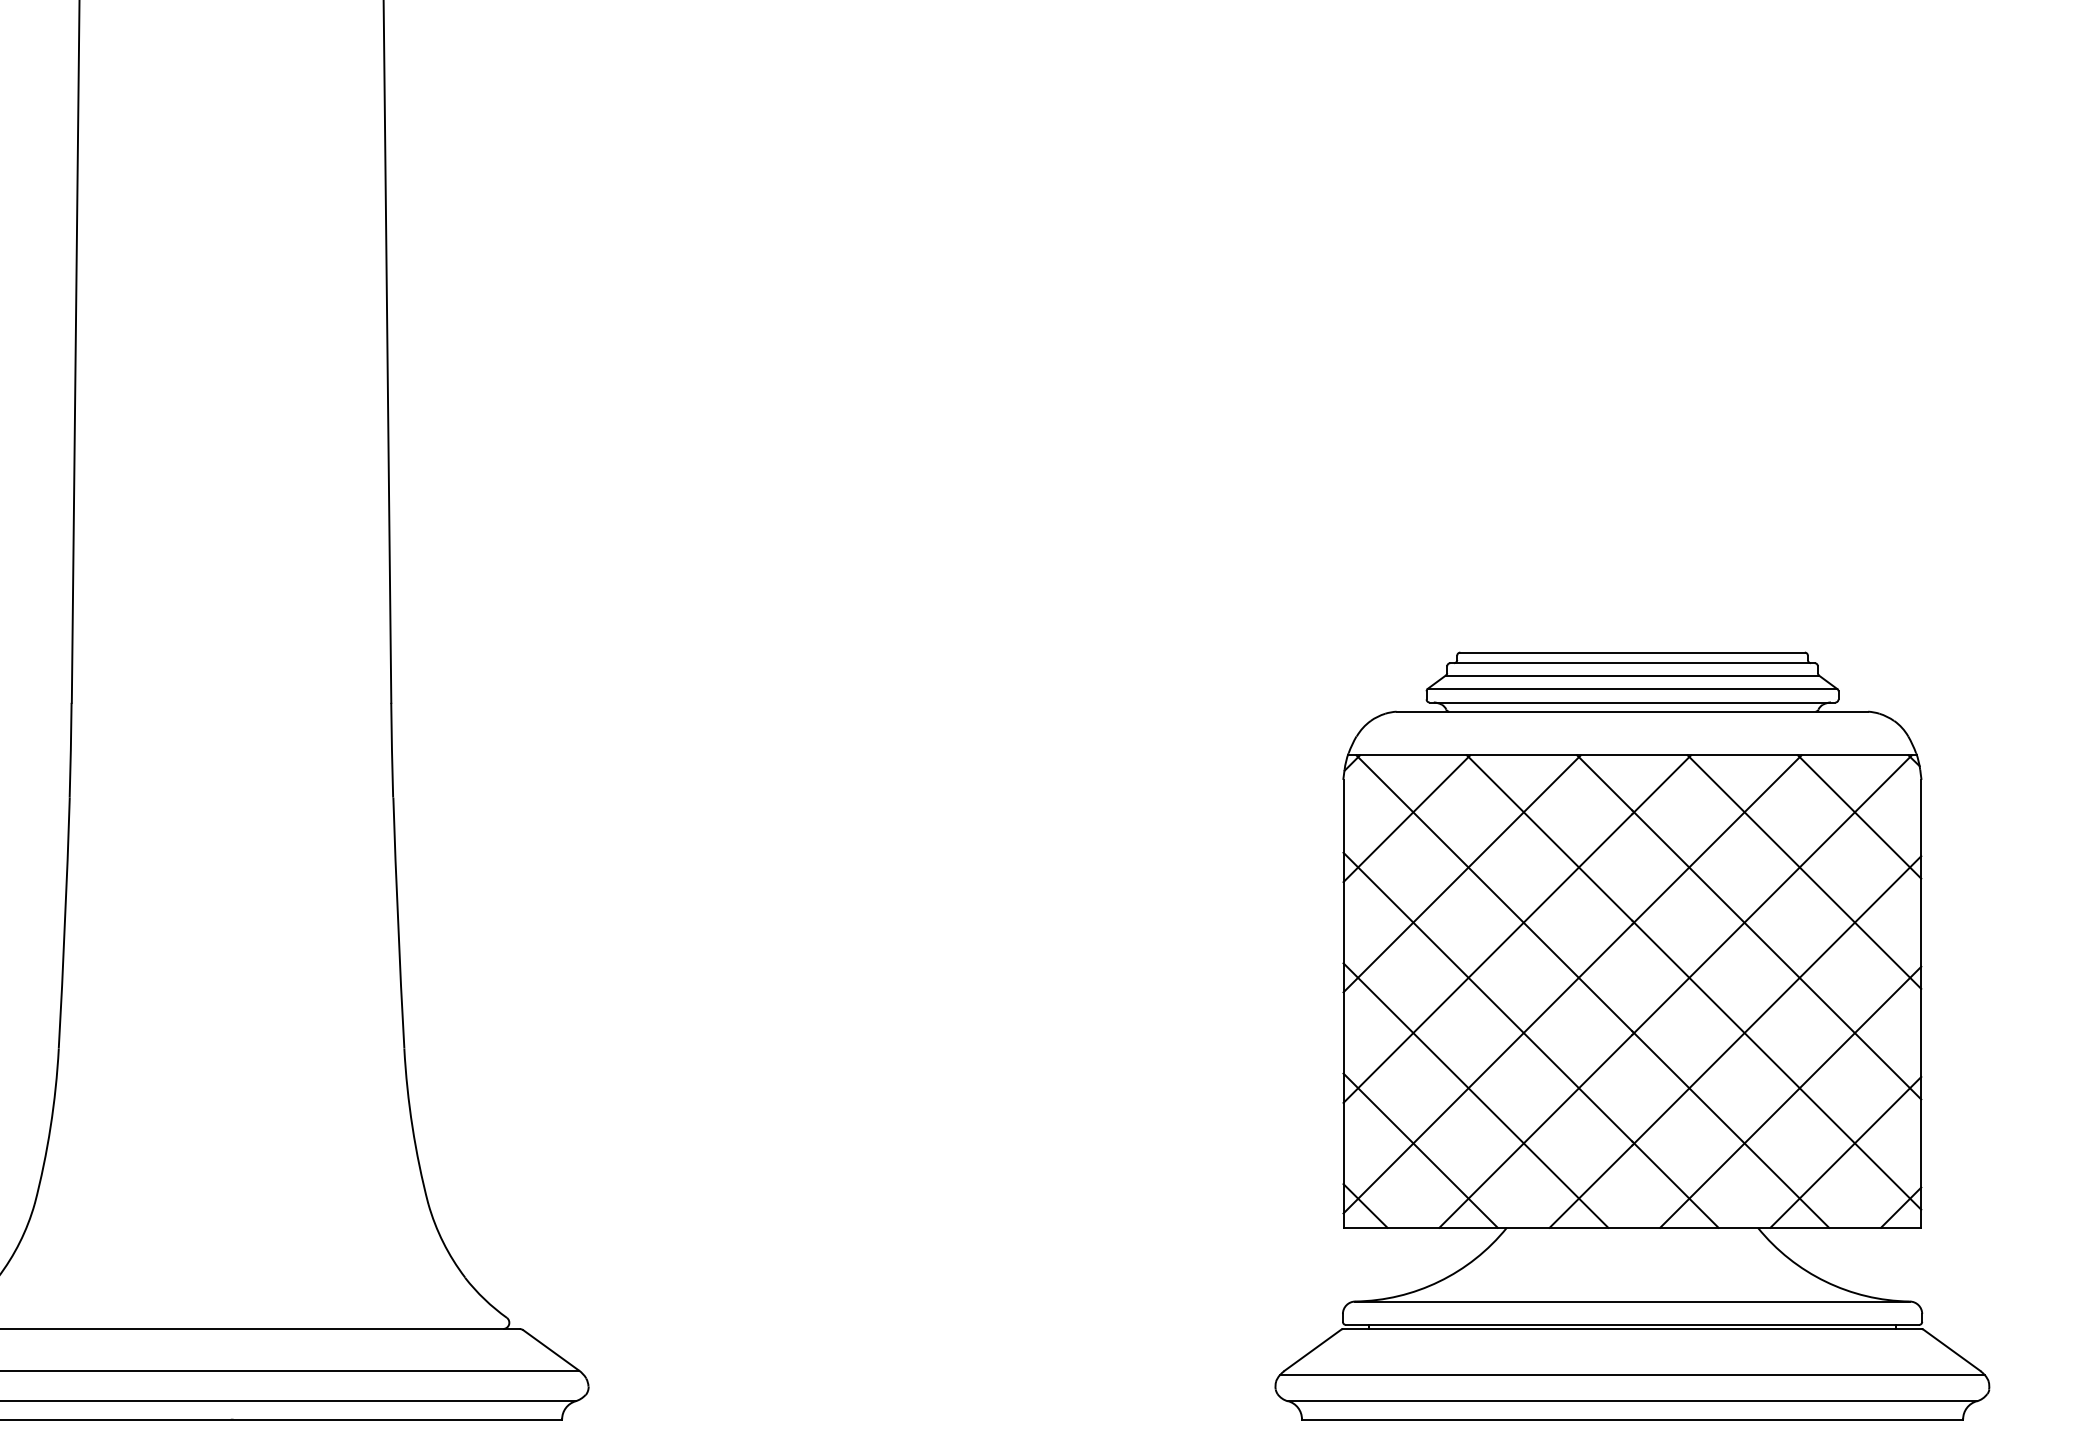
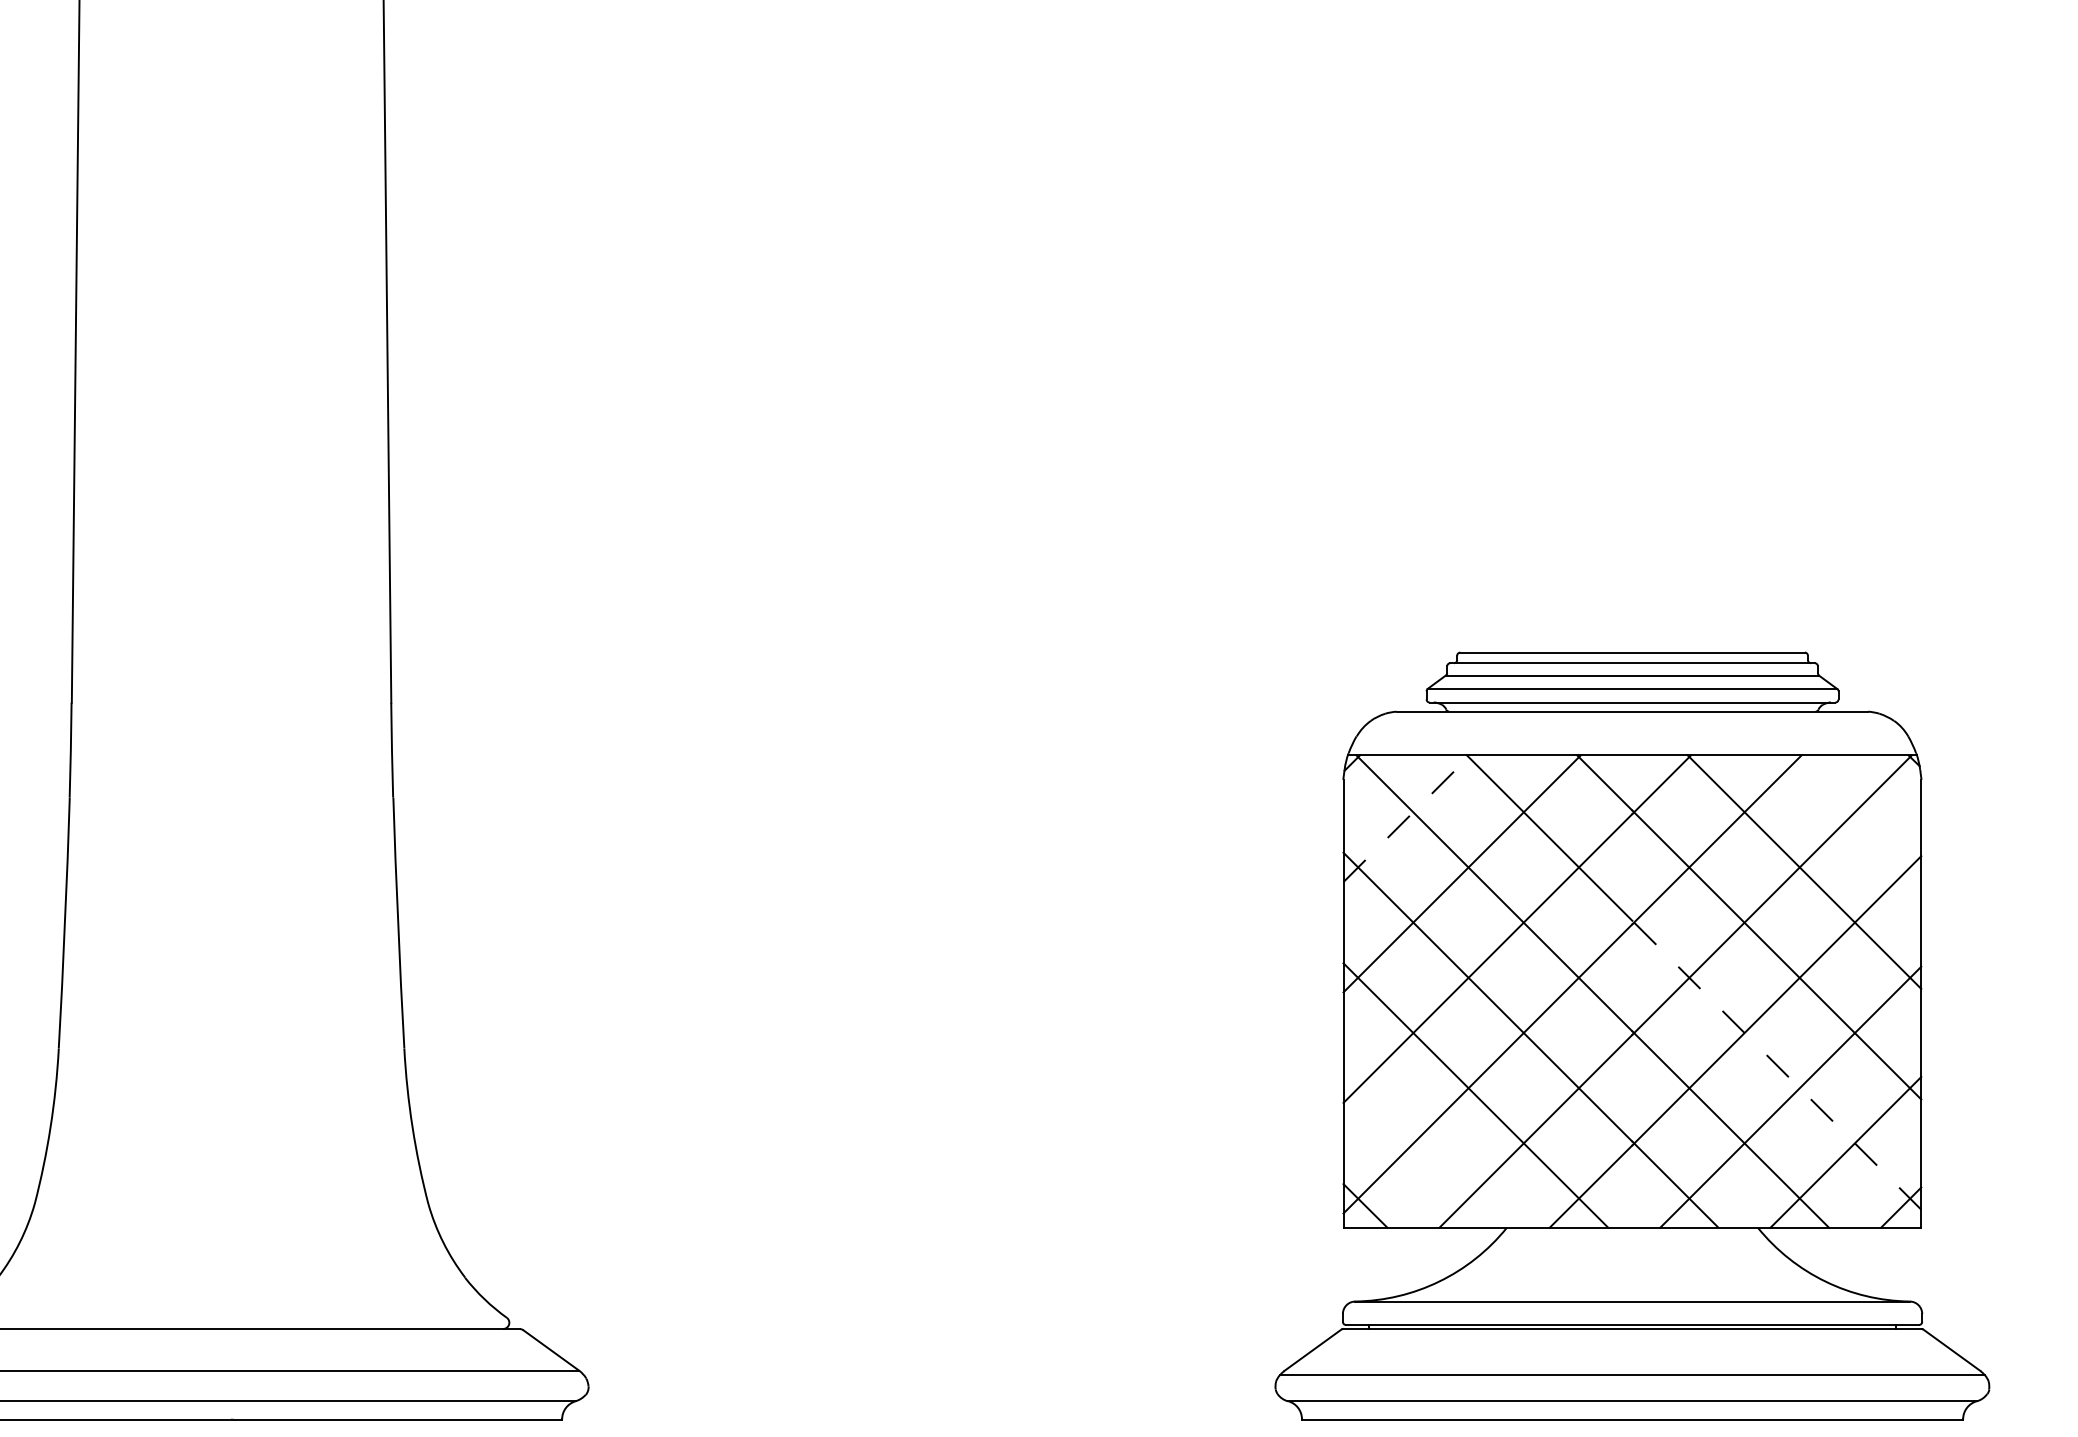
line: present -> none (1859, 816)
line: solid -> dashed (1406, 818)
line: solid -> dashed (1776, 1064)
line: present -> none (1420, 1150)
